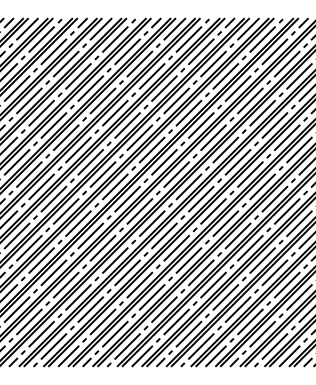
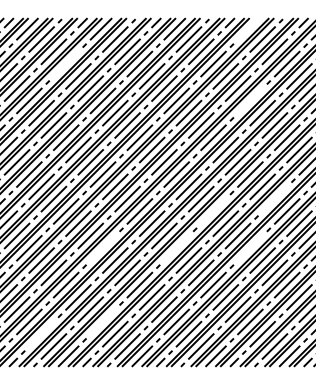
line: present -> none (248, 28)
line: present -> none (65, 63)
line: present -> none (250, 100)
line: present -> none (274, 198)
line: present -> none (213, 211)
line: present -> none (102, 247)
line: present -> none (176, 247)
line: present -> none (250, 247)
line: present -> none (102, 321)
line: present -> none (41, 333)
